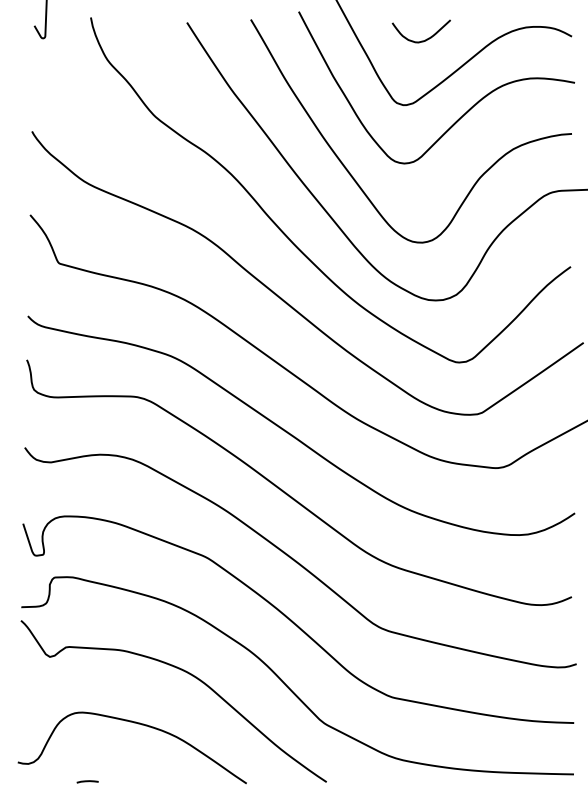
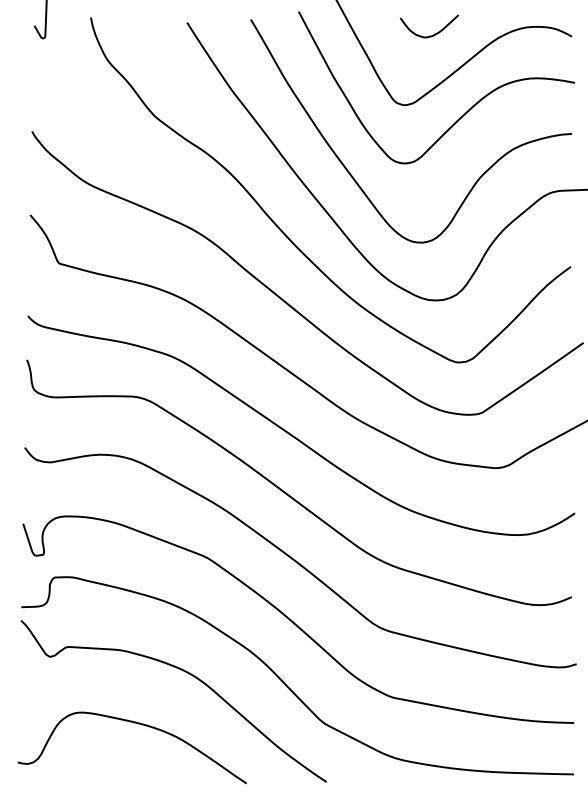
curve position: (421, 40) -> (429, 35) (429, 35)
line: present -> none (87, 781)
